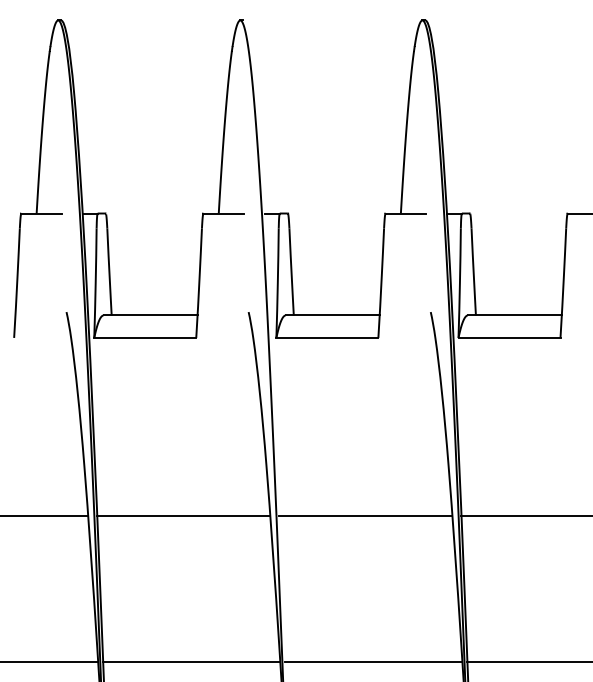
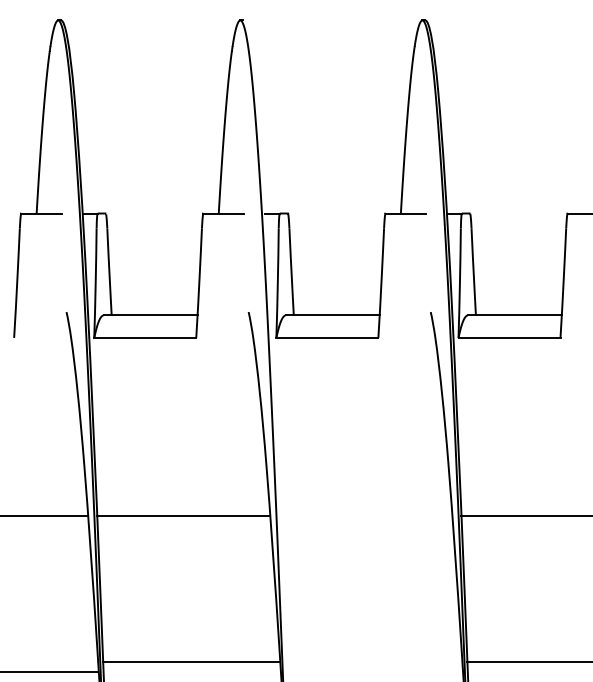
line: present -> none (365, 515)
line position: (50, 661) -> (50, 671) (50, 671)
line: present -> none (373, 661)
